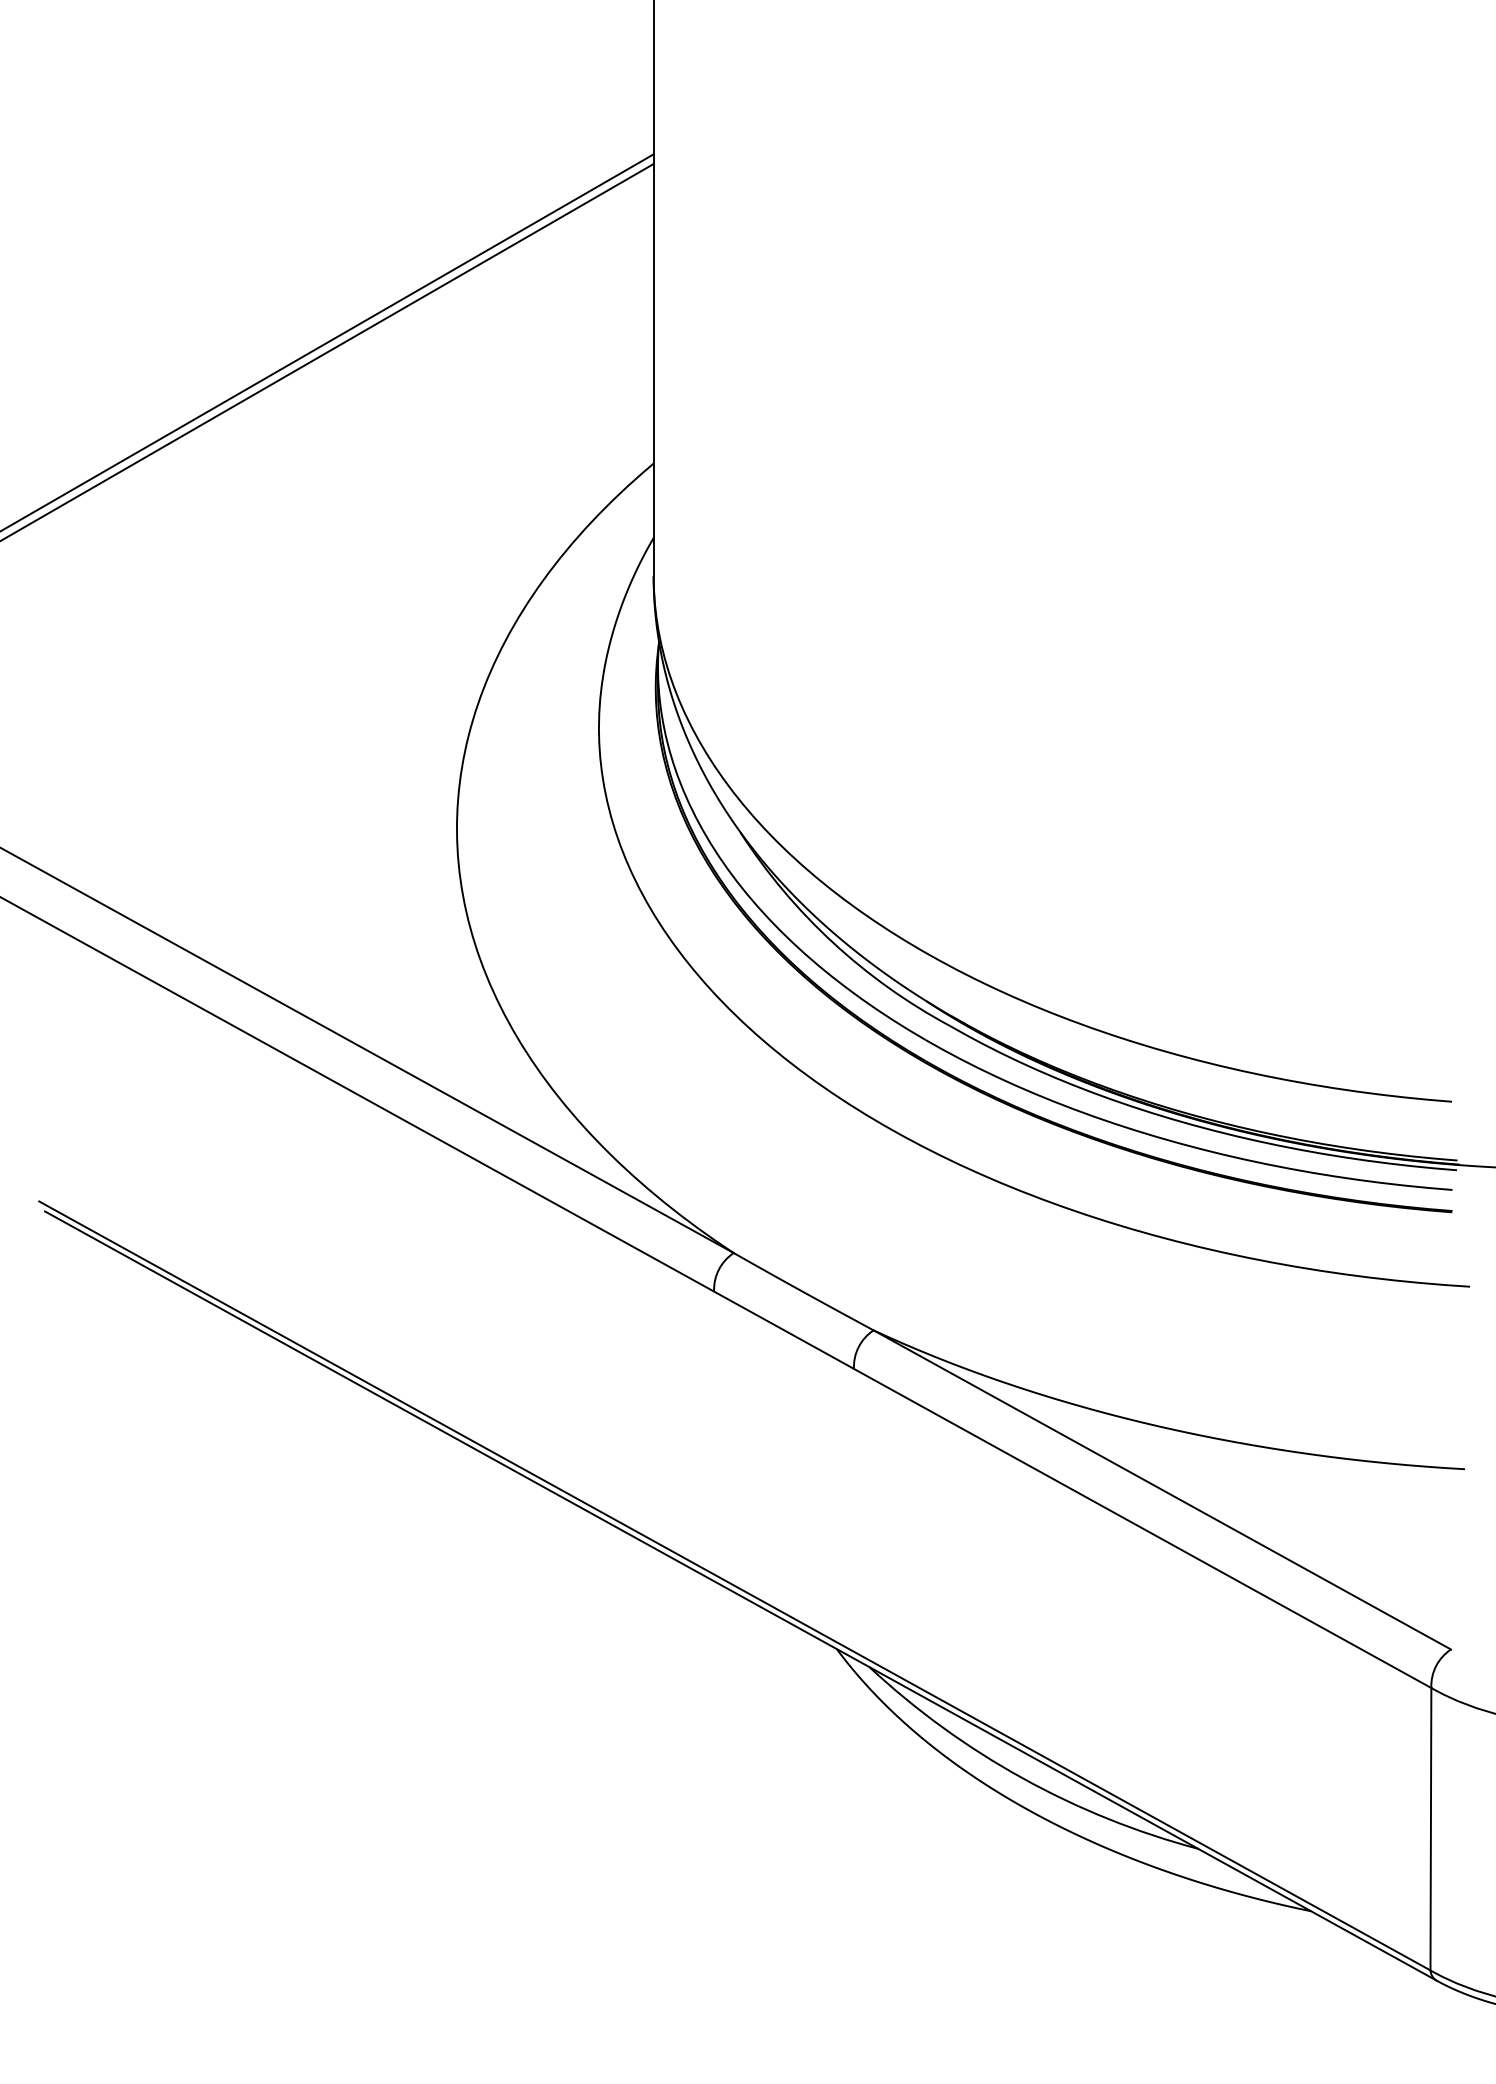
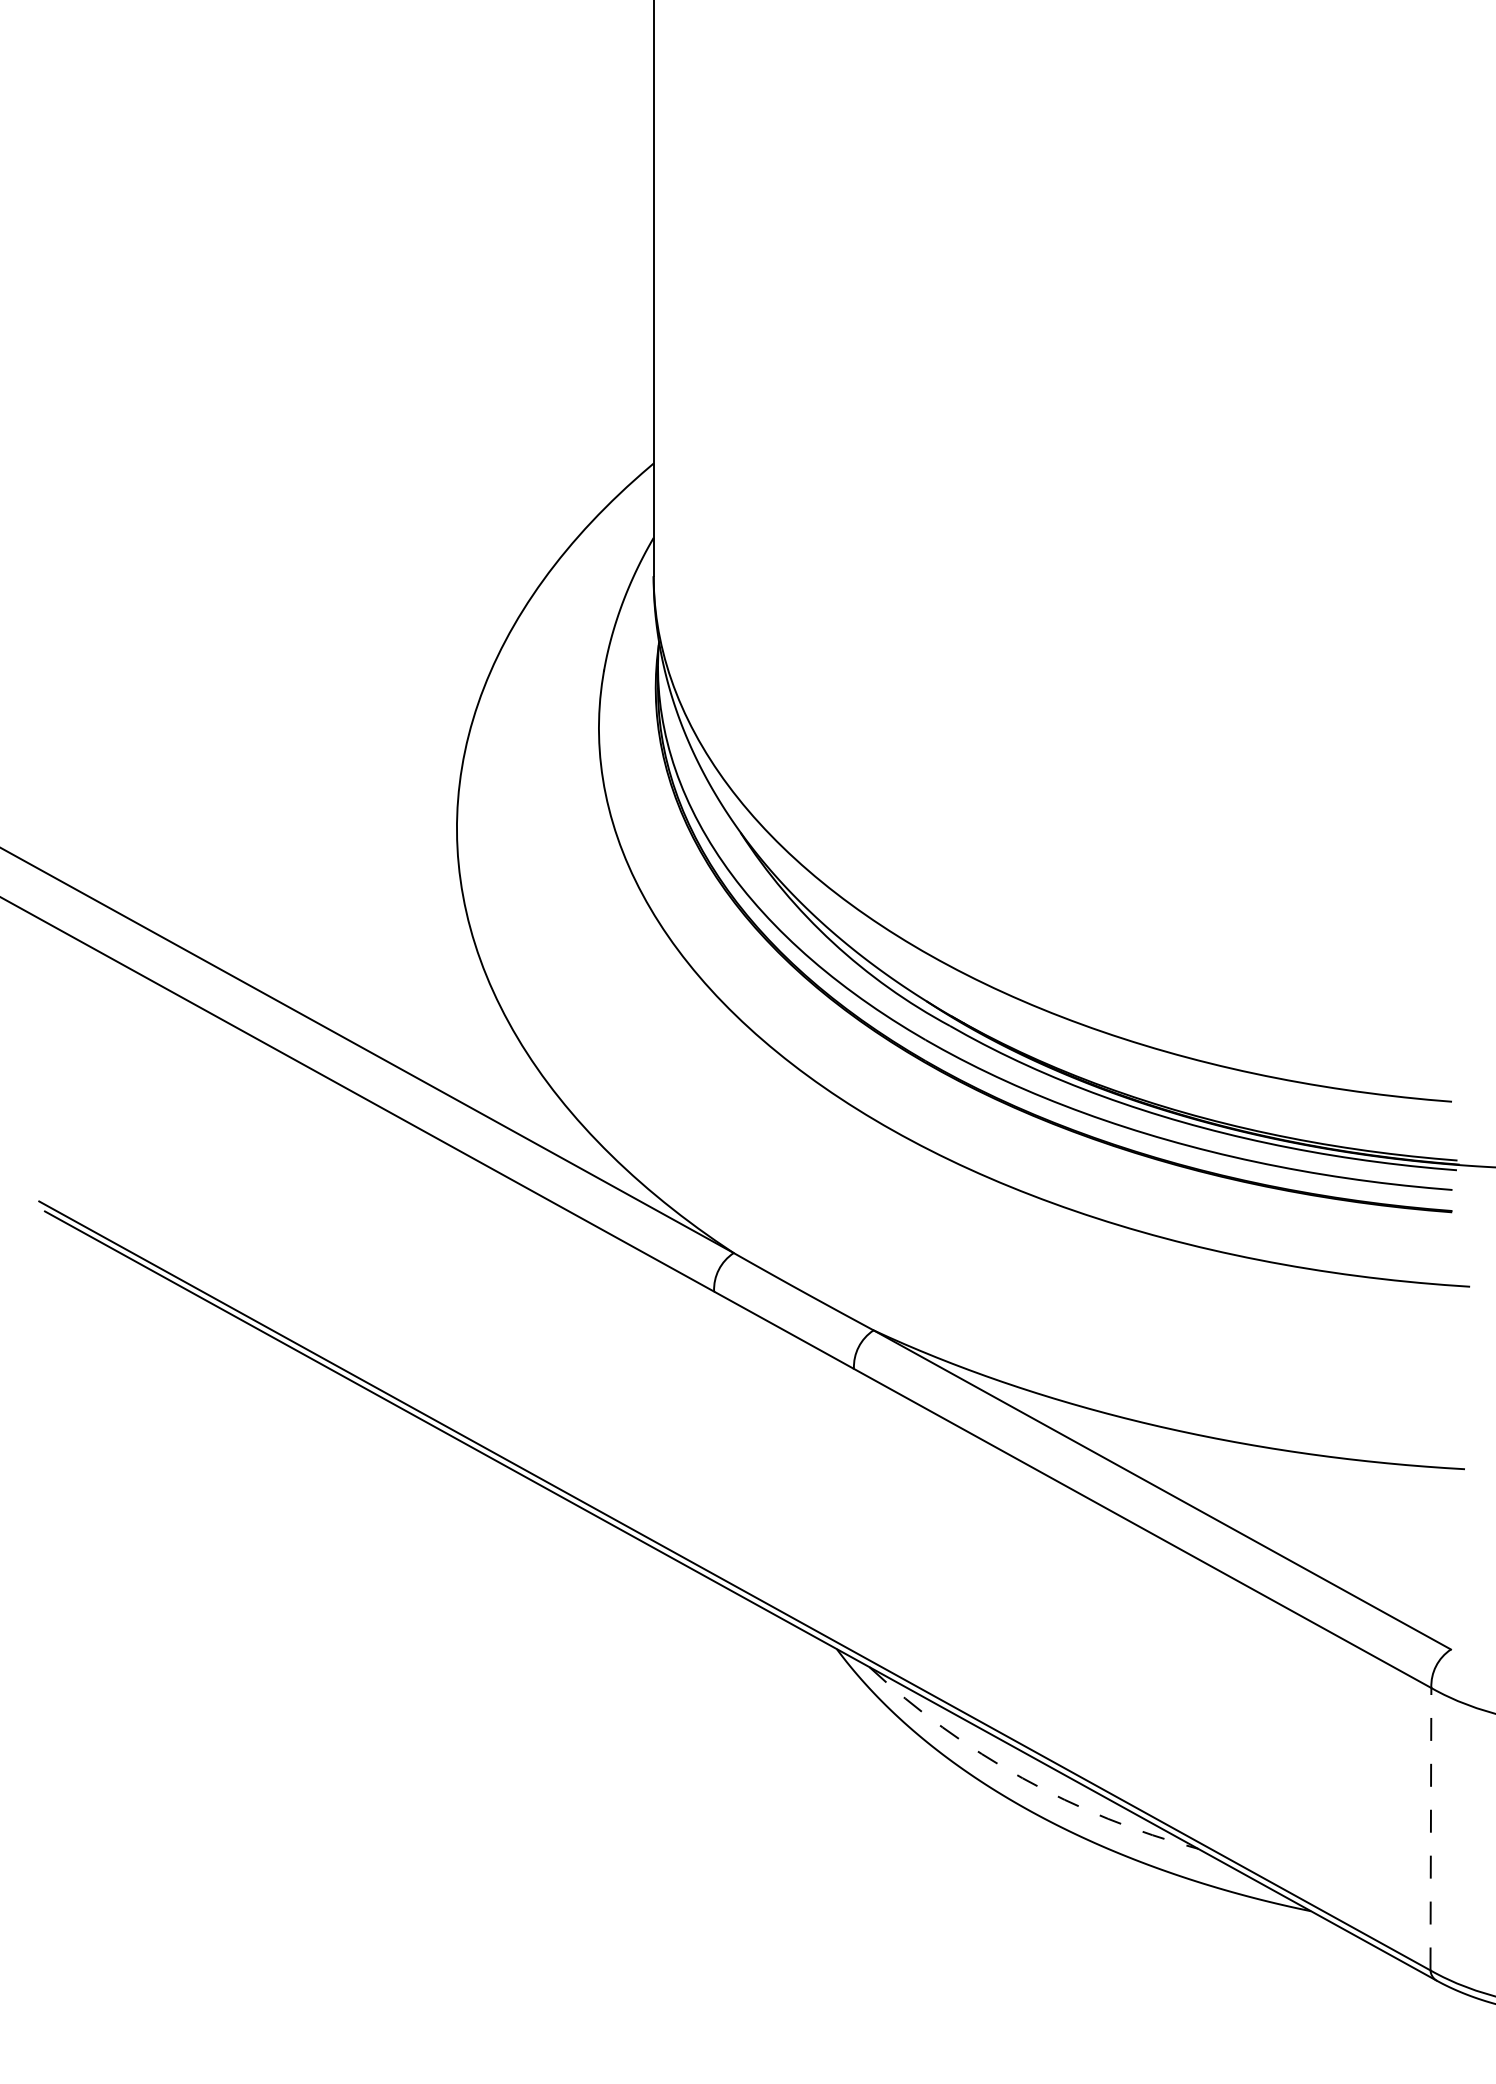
line: present -> none (327, 342)
line: present -> none (327, 352)
arc: solid -> dashed (1022, 1778)
line: solid -> dashed (1430, 1828)
